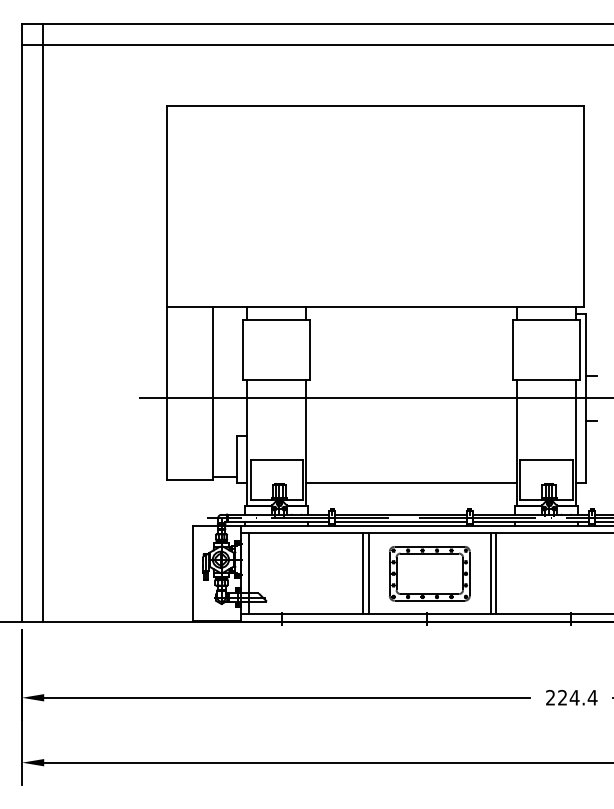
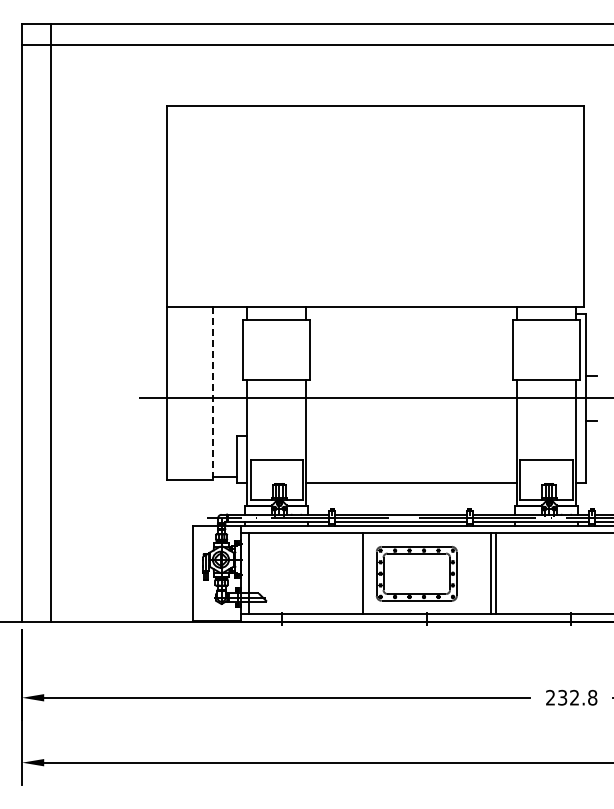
line position: (43, 323) -> (51, 323) (51, 323)
line: solid -> dashed (213, 393)
line: present -> none (369, 573)
part position: (429, 573) -> (416, 573) (416, 573)
text: 224.4 -> 232.8 (577, 697)
